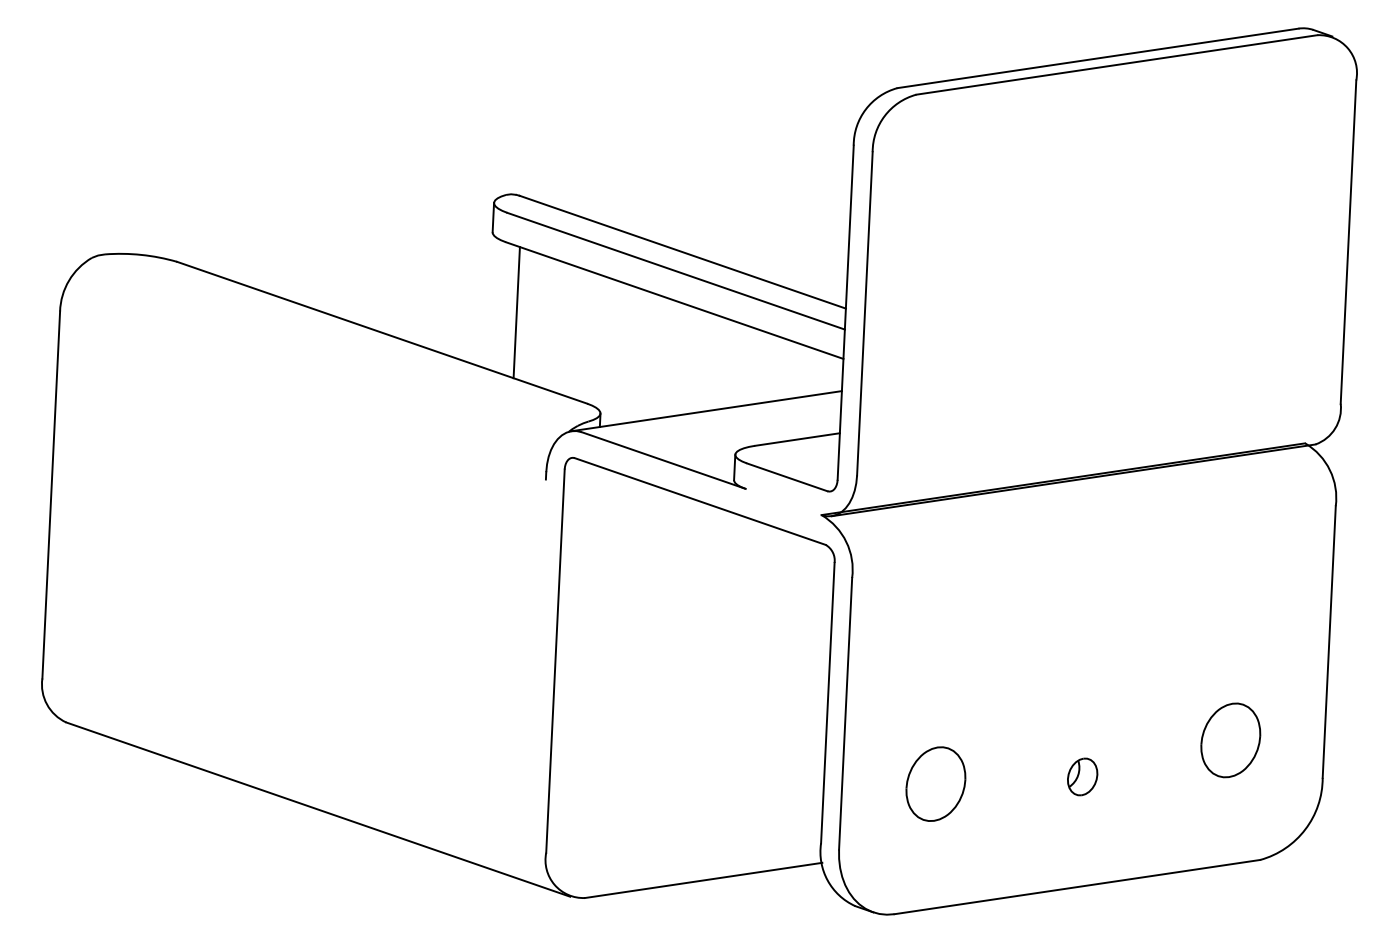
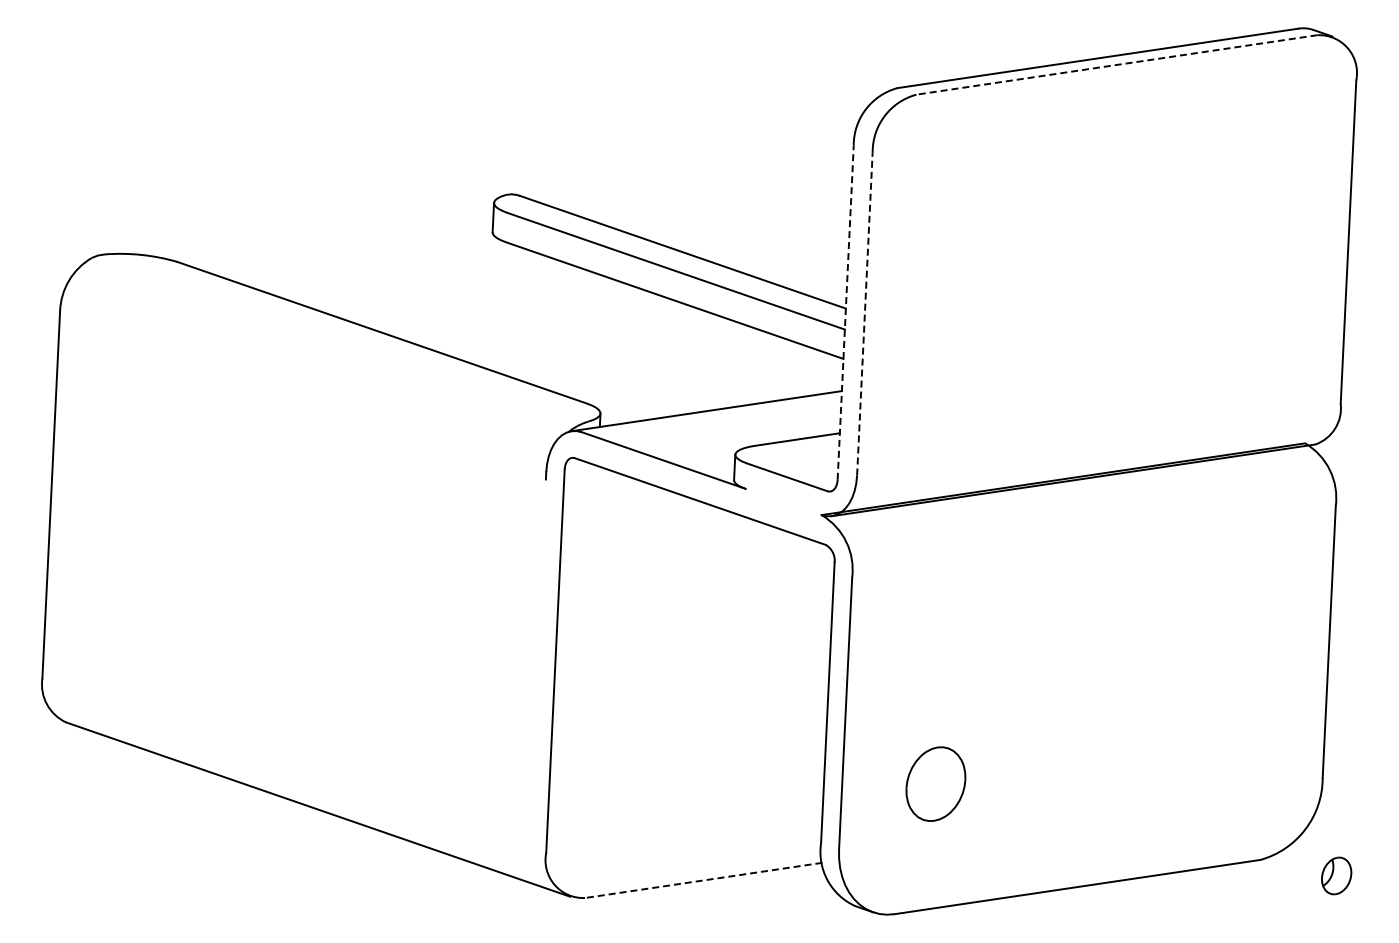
line: solid -> dashed (1116, 64)
line: present -> none (516, 312)
line: solid -> dashed (845, 312)
line: solid -> dashed (864, 313)
part: present -> none (1230, 740)
part position: (1082, 776) -> (1336, 875) (1336, 875)
line: solid -> dashed (703, 880)
